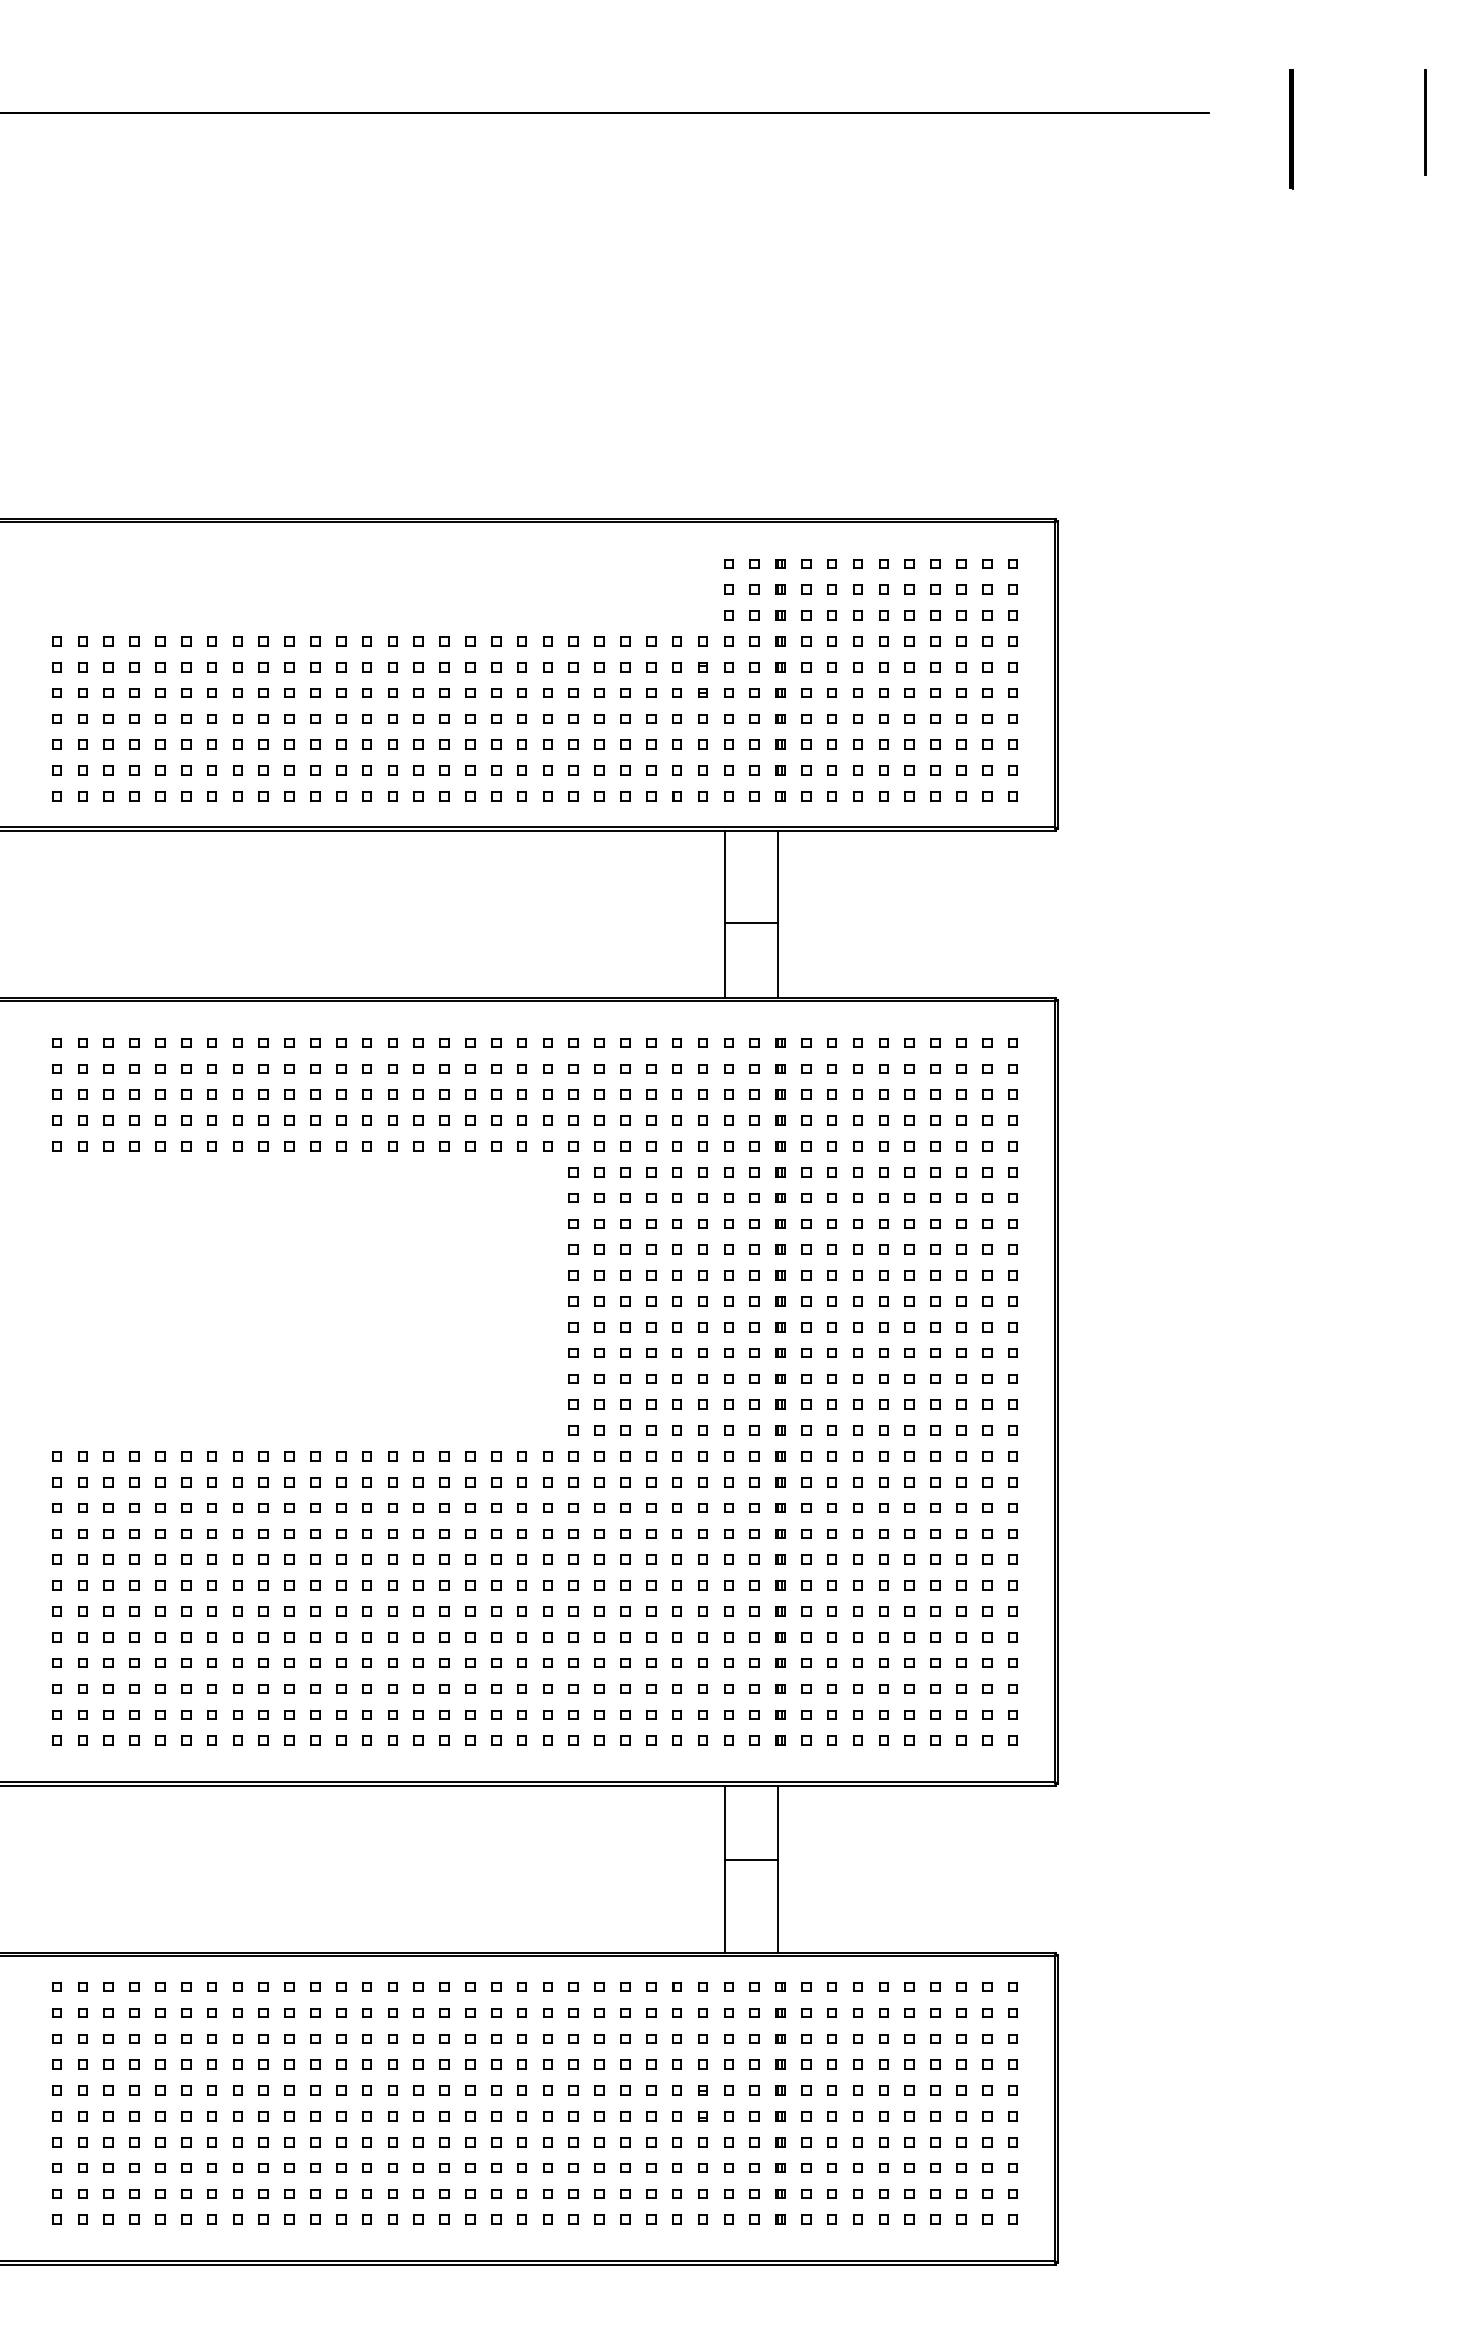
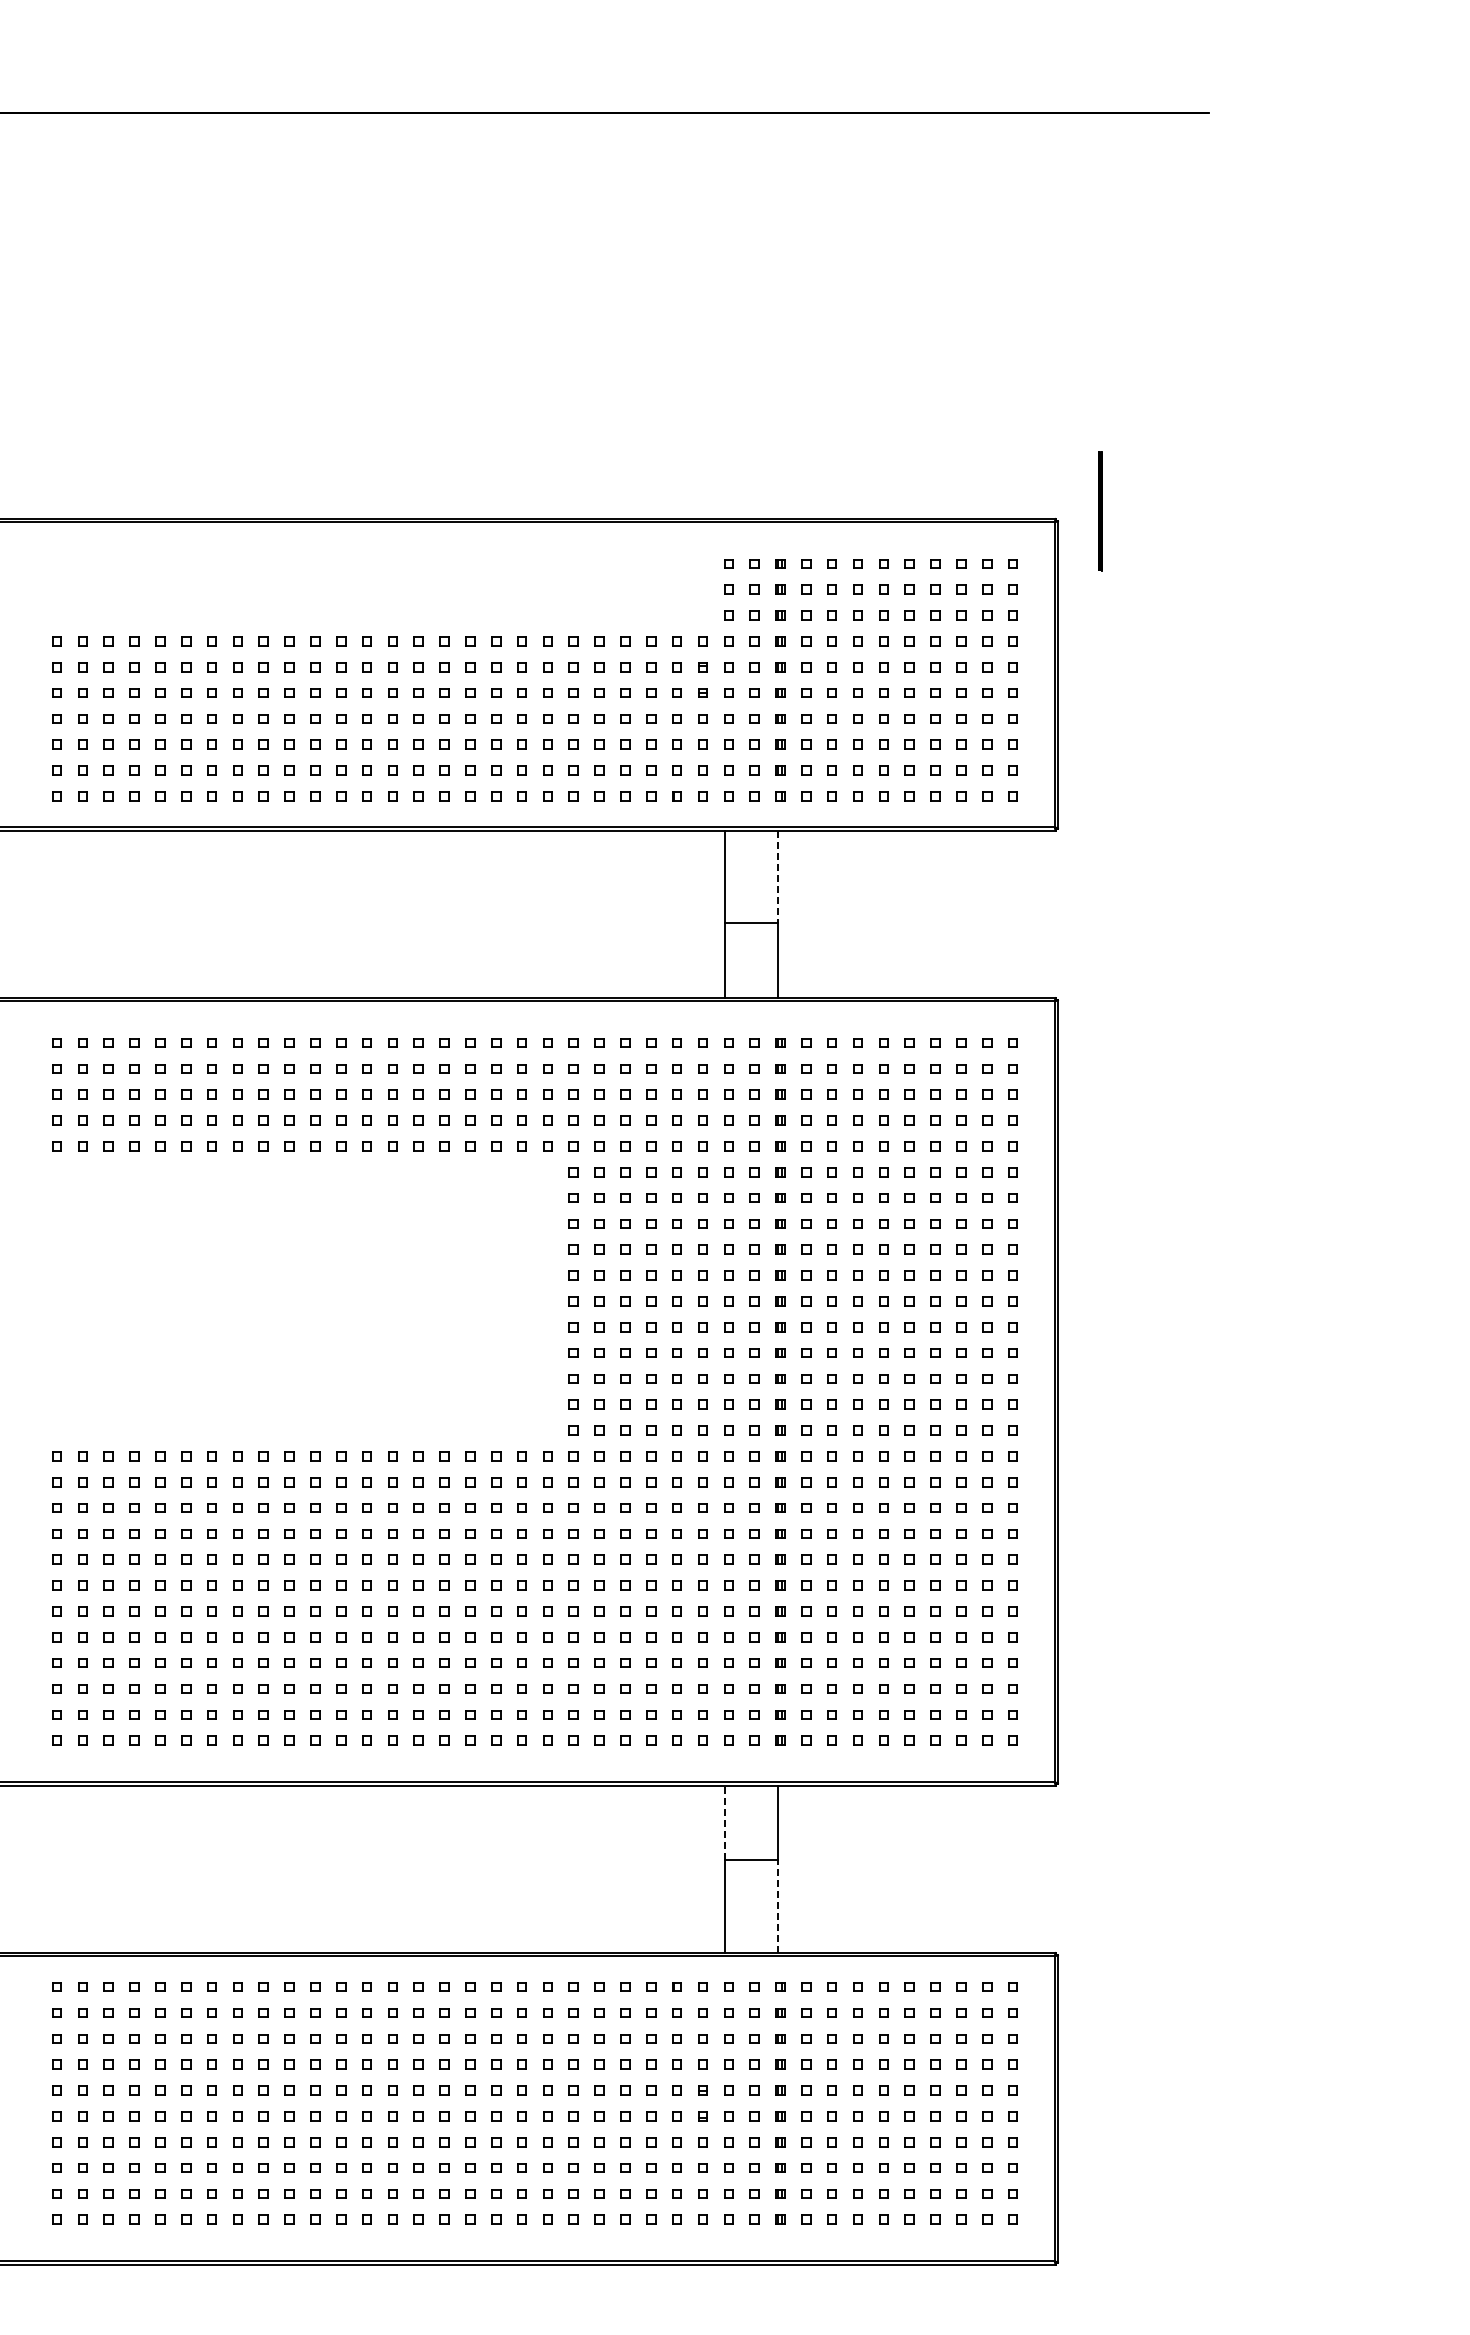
line: present -> none (1425, 122)
line position: (1291, 129) -> (1100, 511) (1100, 511)
line: solid -> dashed (778, 877)
line: solid -> dashed (724, 1822)
line: solid -> dashed (778, 1905)
